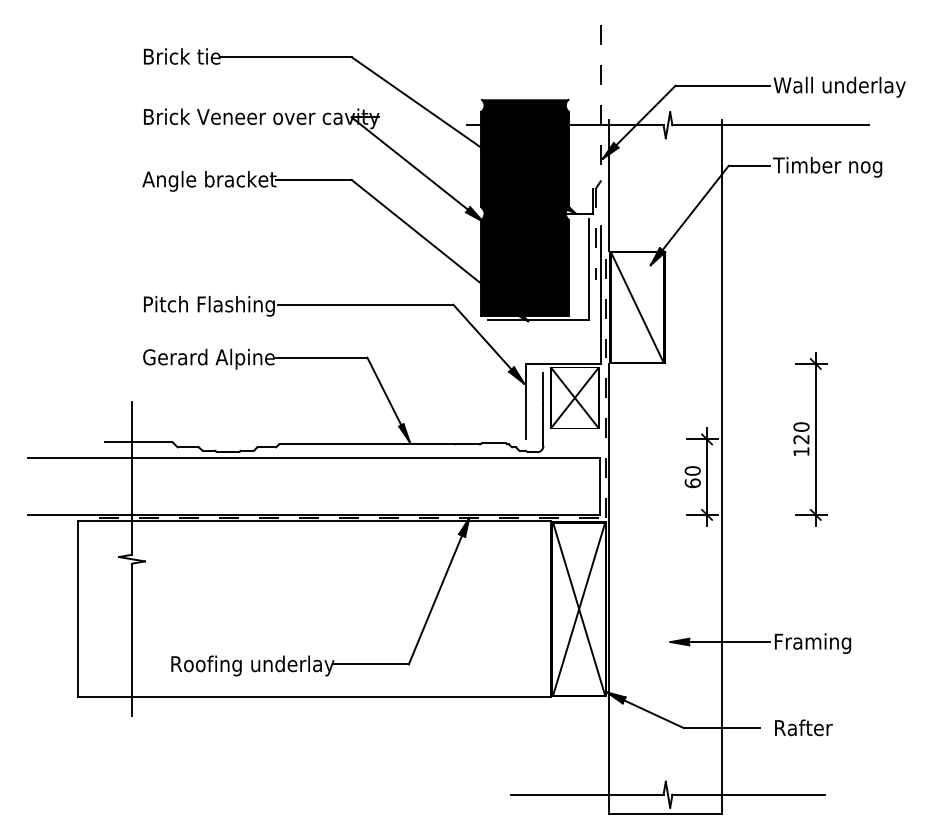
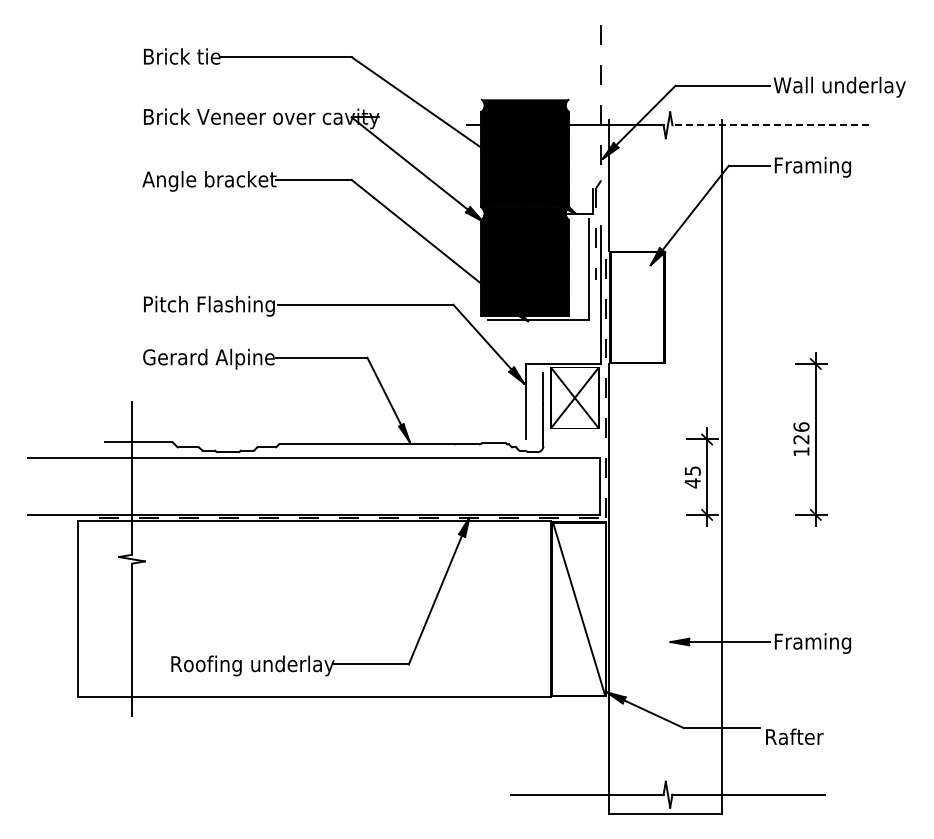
line: solid -> dashed (770, 125)
text: Timber nog -> Framing (827, 167)
line: present -> none (637, 307)
text: 120 -> 126 (801, 426)
text: 60 -> 45 (692, 477)
line: present -> none (578, 608)
text position: (803, 727) -> (794, 736) (794, 736)
